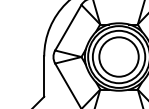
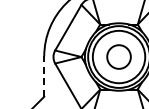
circle diameter: 39 px -> 24 px (118, 56)
line: solid -> dashed (44, 76)
